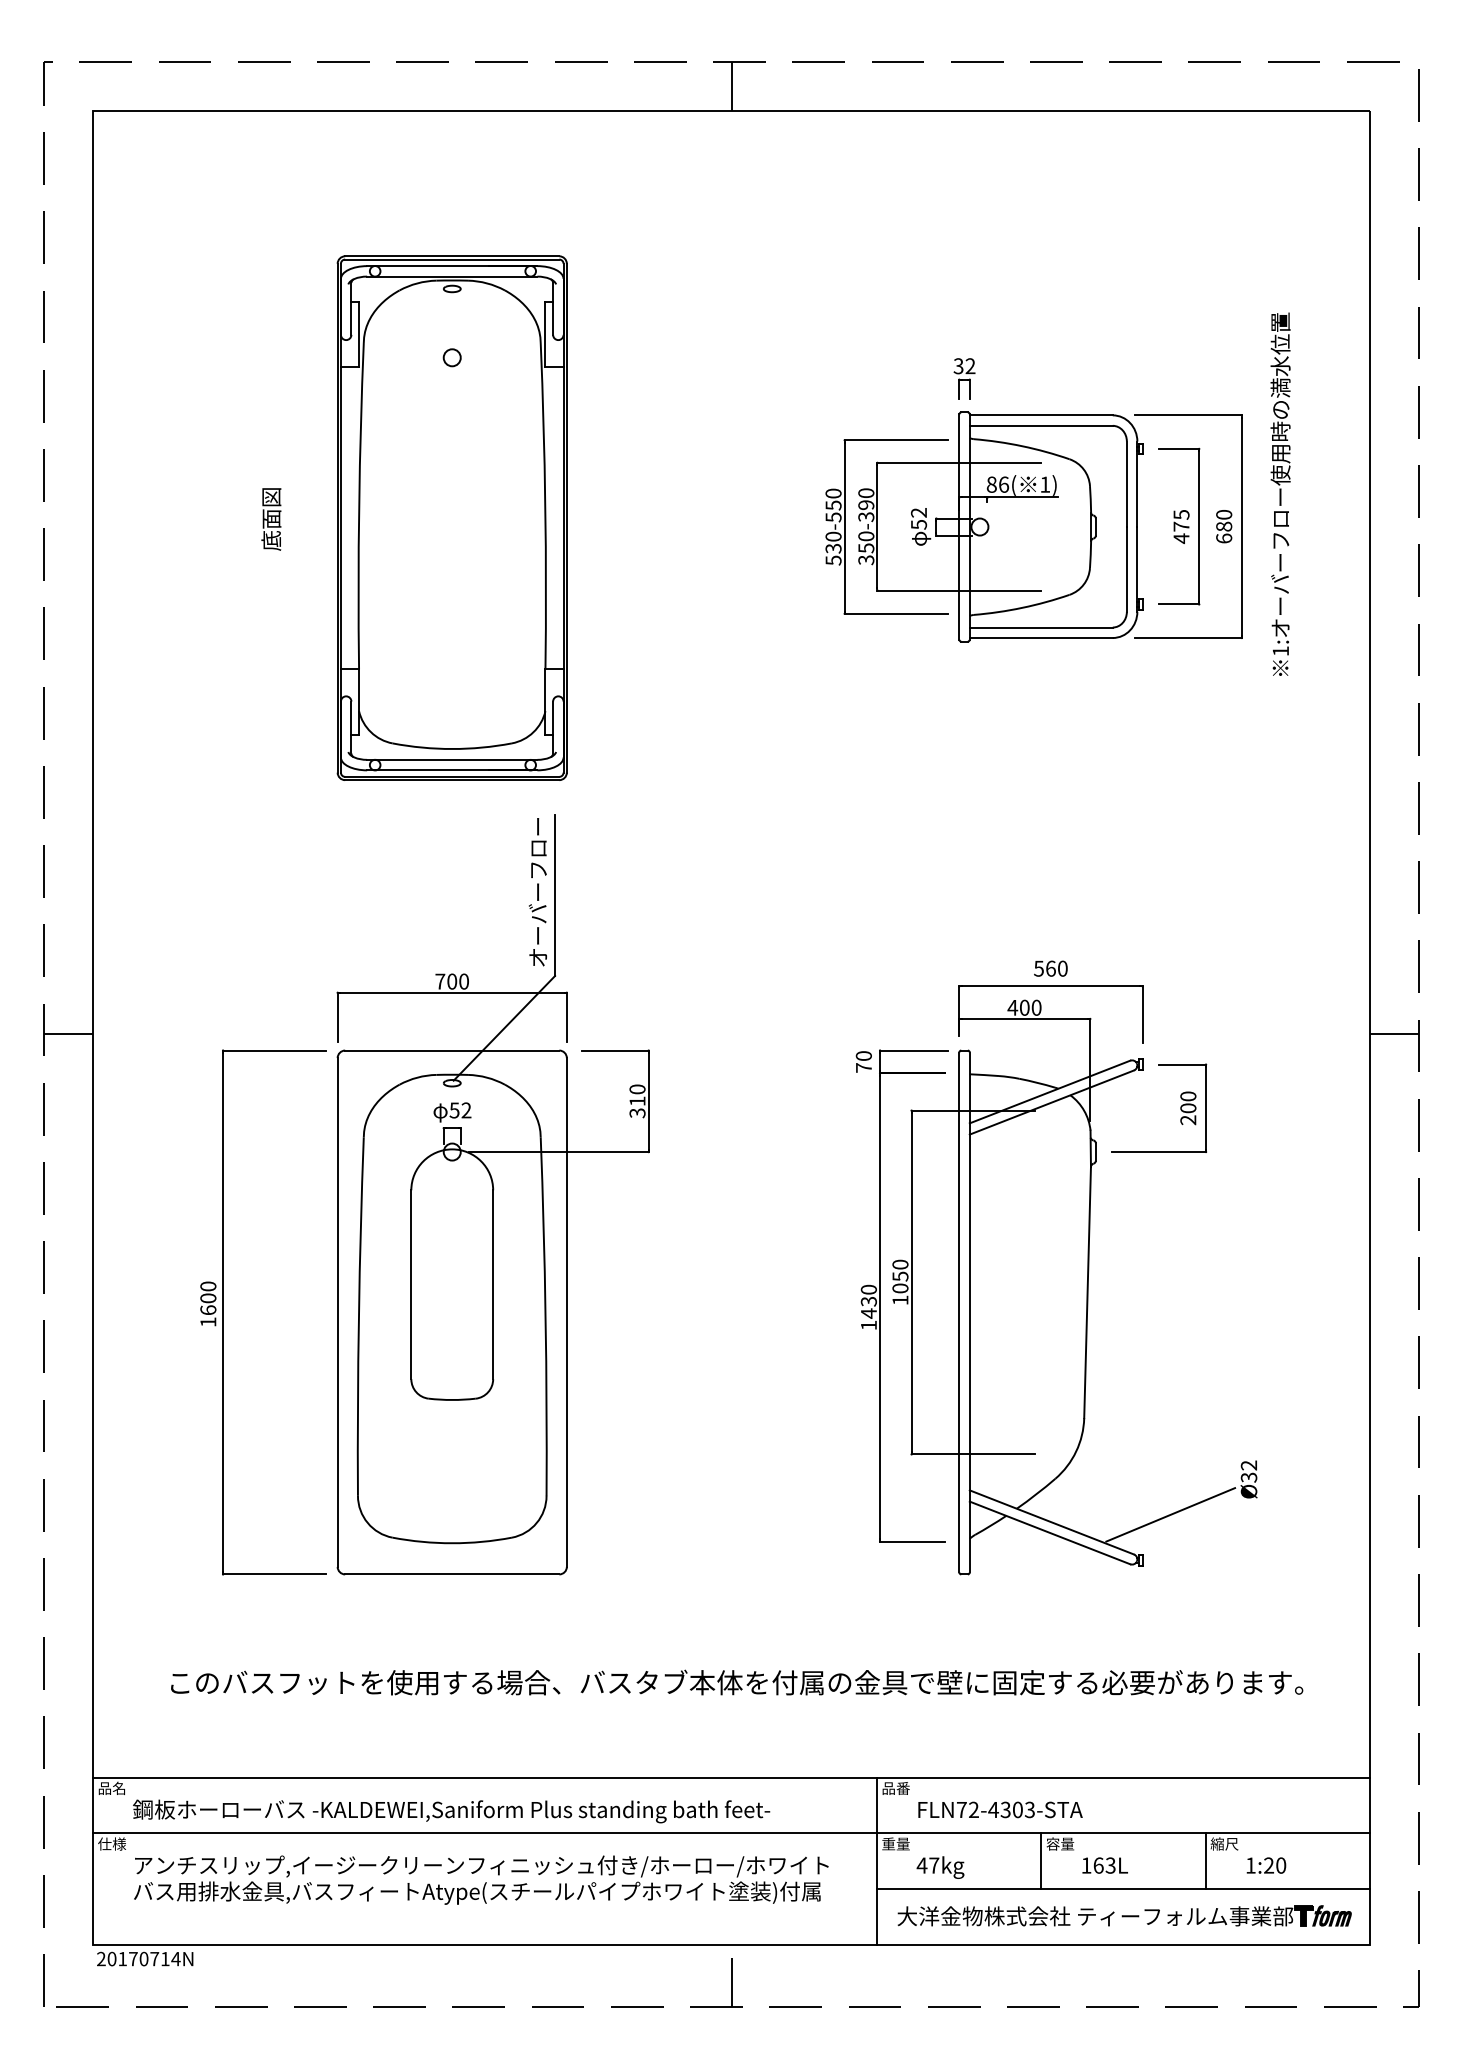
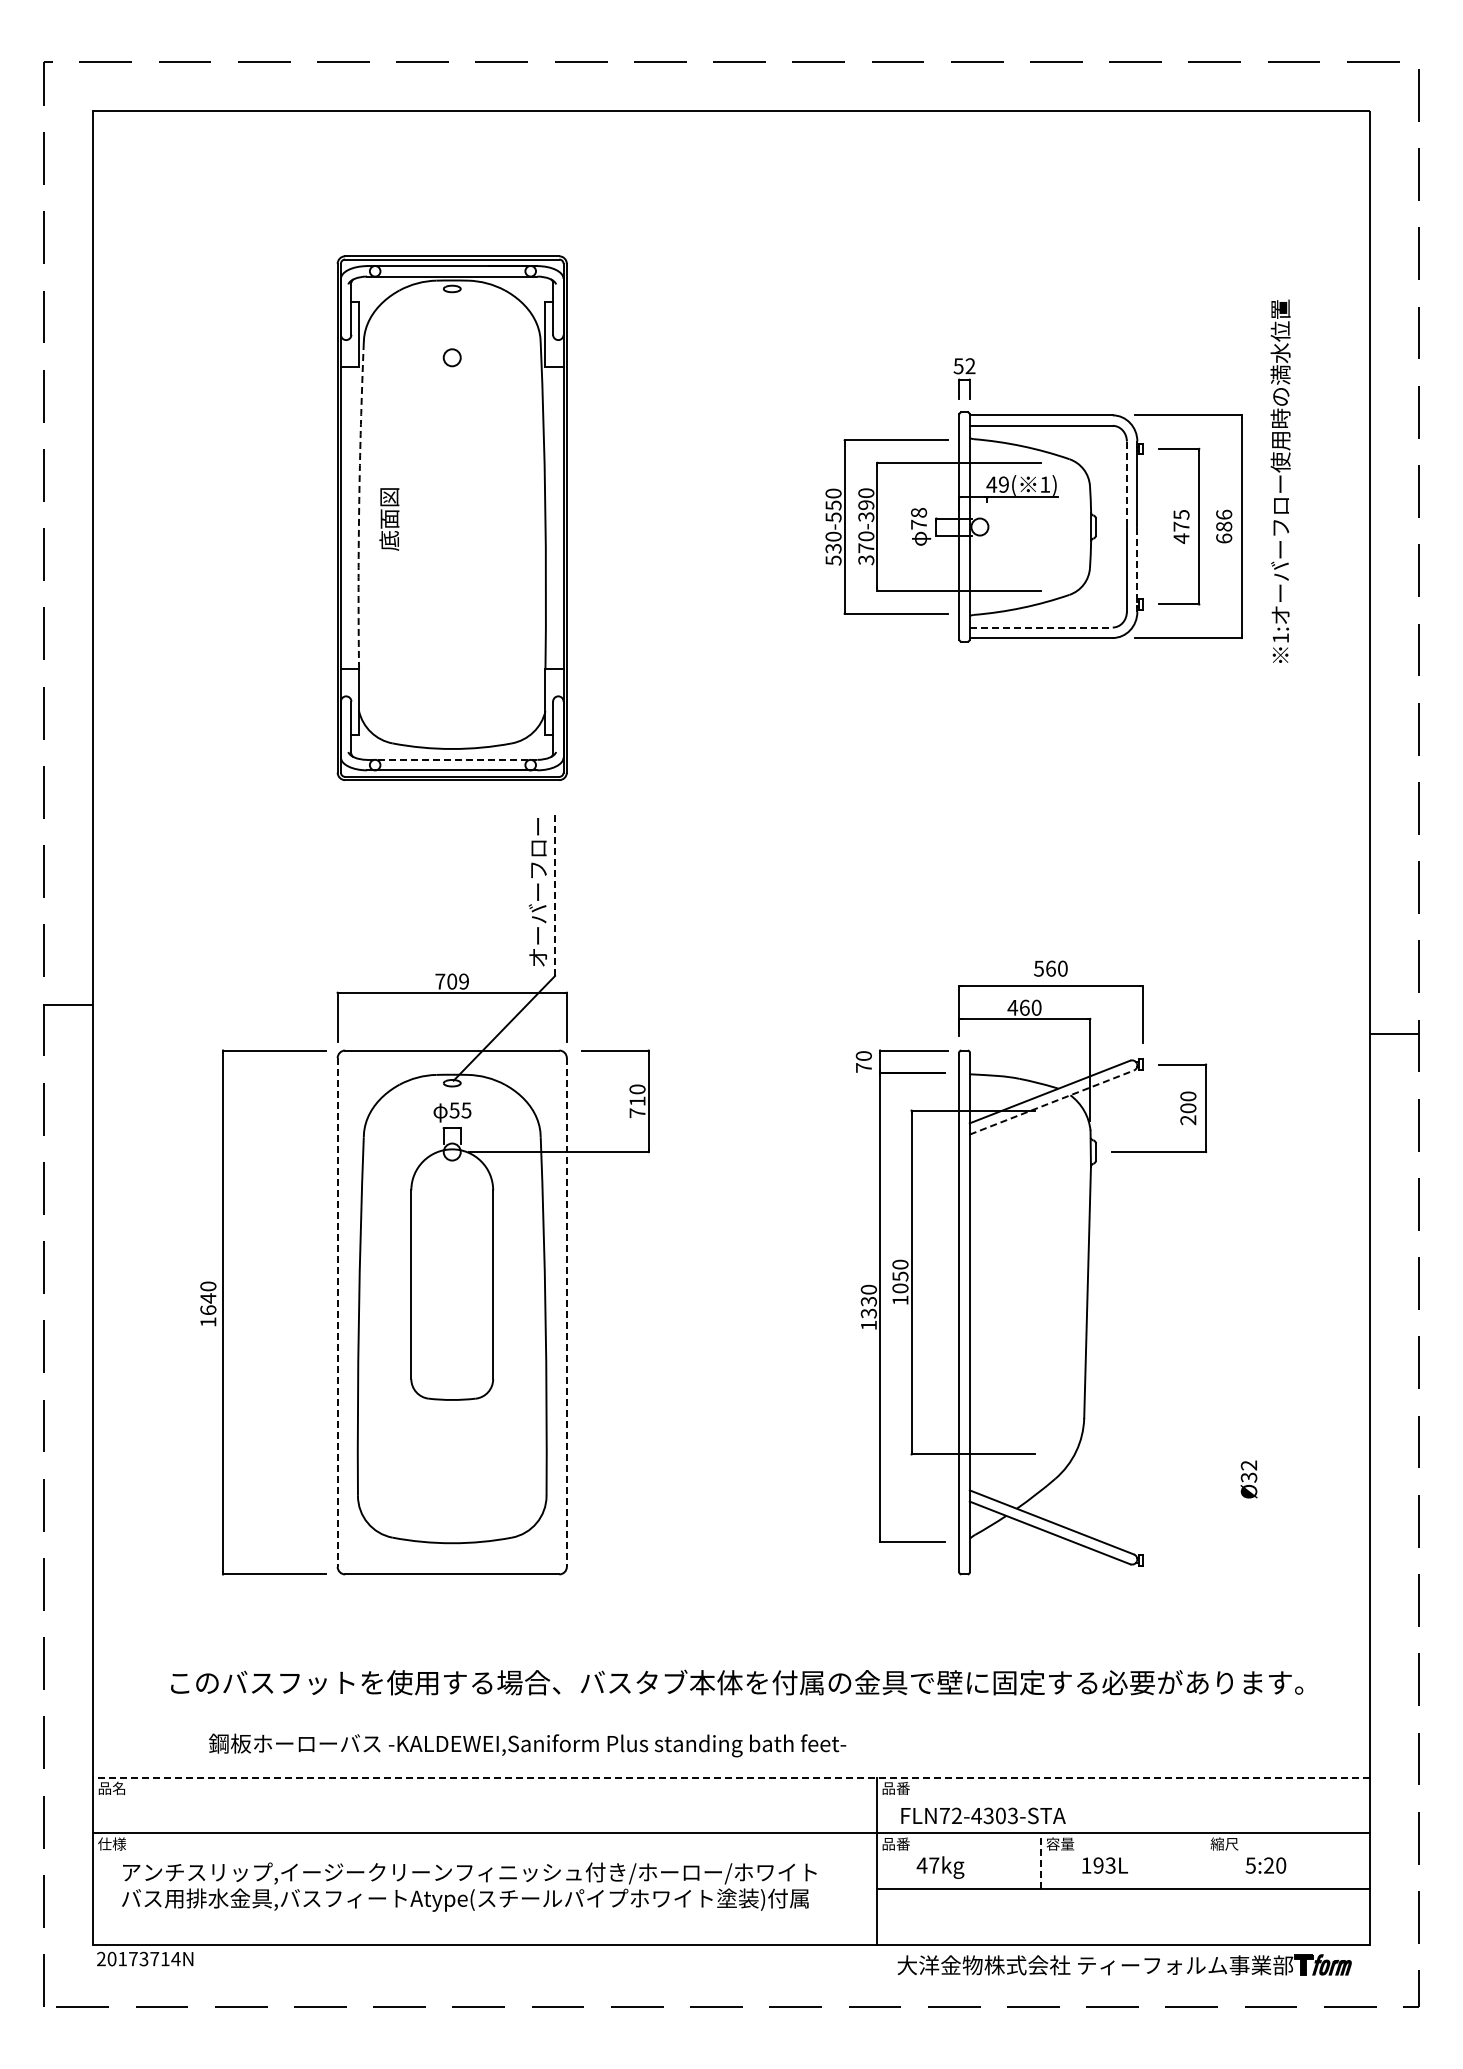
line: present -> none (731, 86)
text: 32 -> 52 (958, 365)
text: 86( -> 49( (997, 484)
line: solid -> dashed (1126, 484)
text position: (1280, 493) -> (1280, 480) (1280, 480)
arc: solid -> dashed (359, 506)
text: 680 -> 686 (1224, 514)
text: 52 -> 78 (919, 518)
text position: (271, 519) -> (389, 519) (389, 519)
text: 350-390 -> 370-390 (866, 548)
line: solid -> dashed (1137, 569)
line: solid -> dashed (1041, 627)
line: solid -> dashed (452, 759)
line: solid -> dashed (555, 895)
text: 700 -> 709 (463, 981)
text: 400 -> 460 (1024, 1007)
line position: (68, 1034) -> (68, 1005) (68, 1005)
line: solid -> dashed (1052, 1102)
text: 52 -> 55 (466, 1110)
text: 310 -> 710 (637, 1113)
text: 1600 -> 1640 (208, 1298)
line: solid -> dashed (337, 1313)
line: solid -> dashed (566, 1313)
text: 1430 -> 1330 (868, 1313)
line: present -> none (1170, 1514)
line: solid -> dashed (731, 1777)
text position: (1000, 1809) -> (983, 1815) (983, 1815)
text position: (451, 1811) -> (527, 1745) (527, 1745)
text: 重量 -> 品番 (895, 1843)
line: solid -> dashed (1041, 1861)
line: present -> none (1205, 1861)
text: 163L -> 193L (1098, 1865)
text: 1:20 -> 5:20 (1250, 1865)
text position: (481, 1879) -> (469, 1886) (469, 1886)
part position: (1124, 1915) -> (1124, 1964) (1124, 1964)
text: 20170714N -> 20173714N (143, 1959)
line: present -> none (731, 1981)
